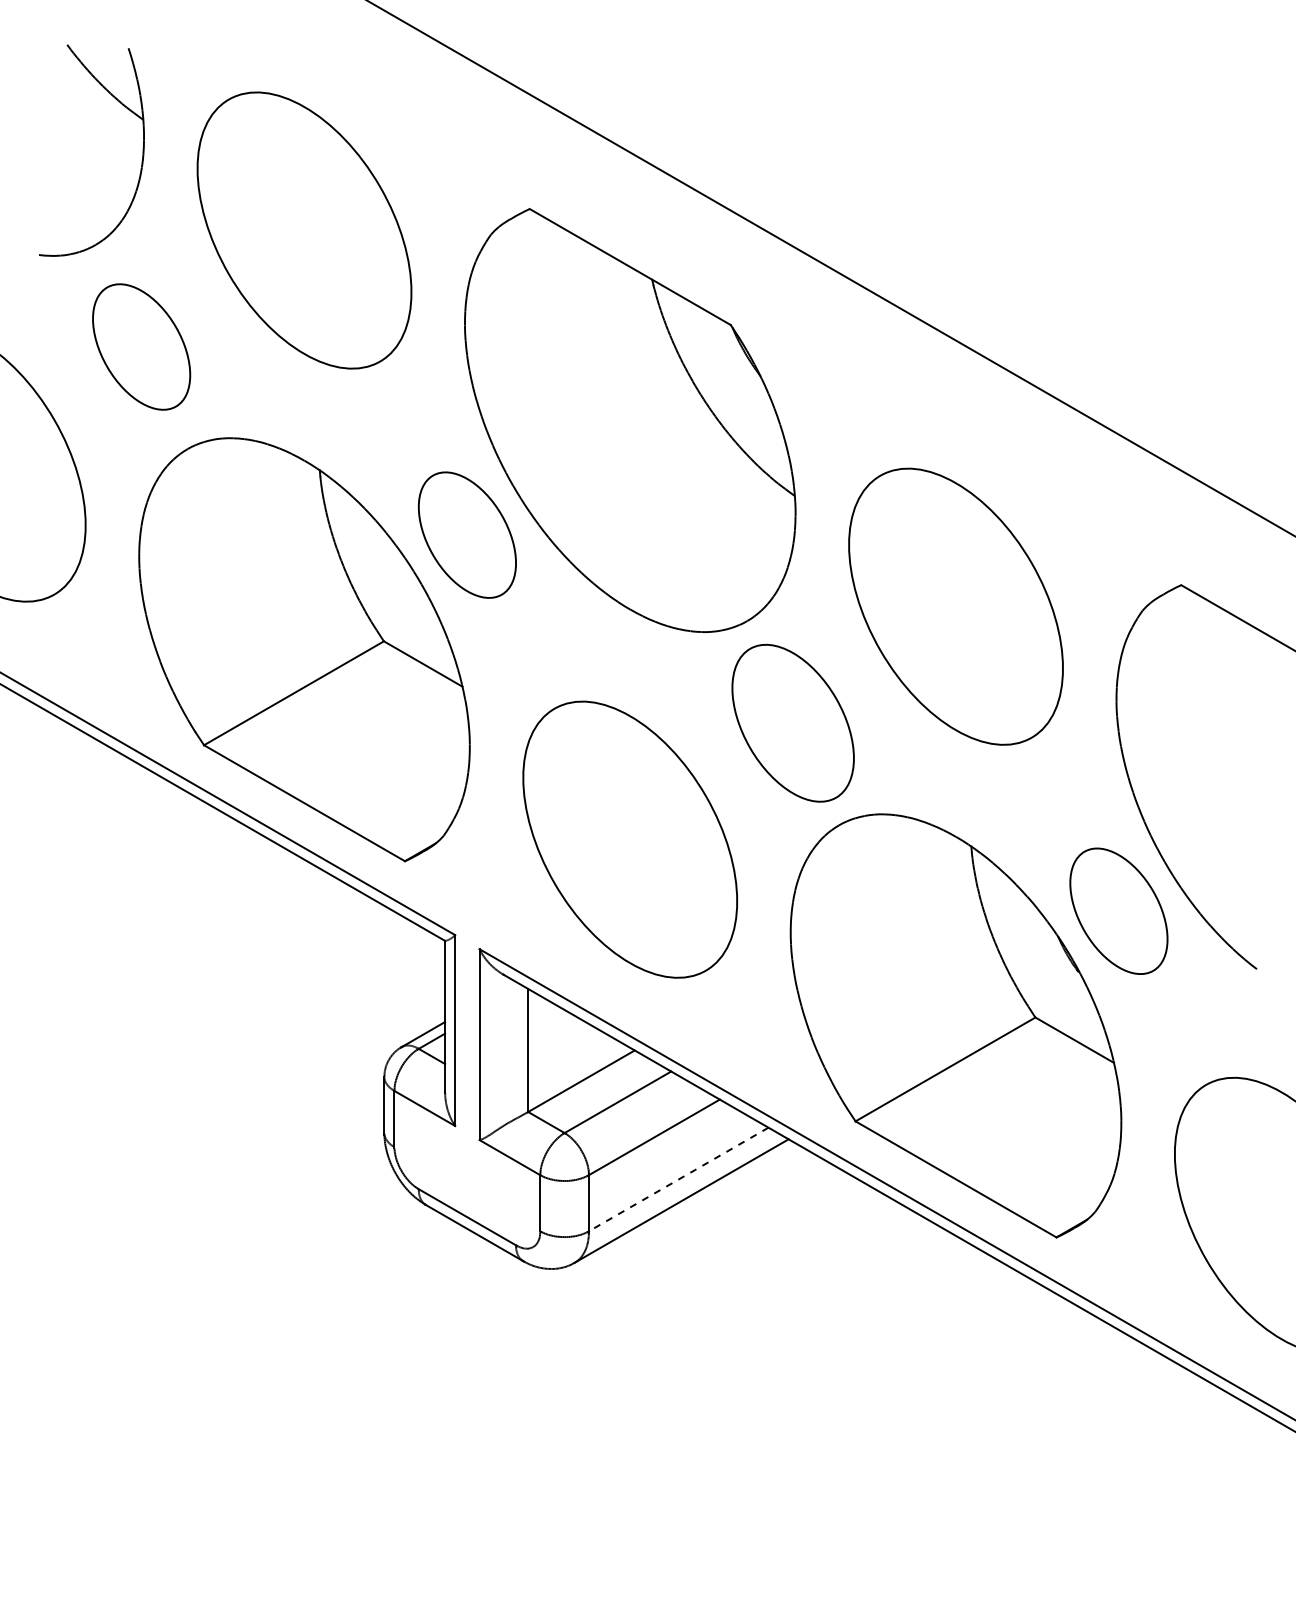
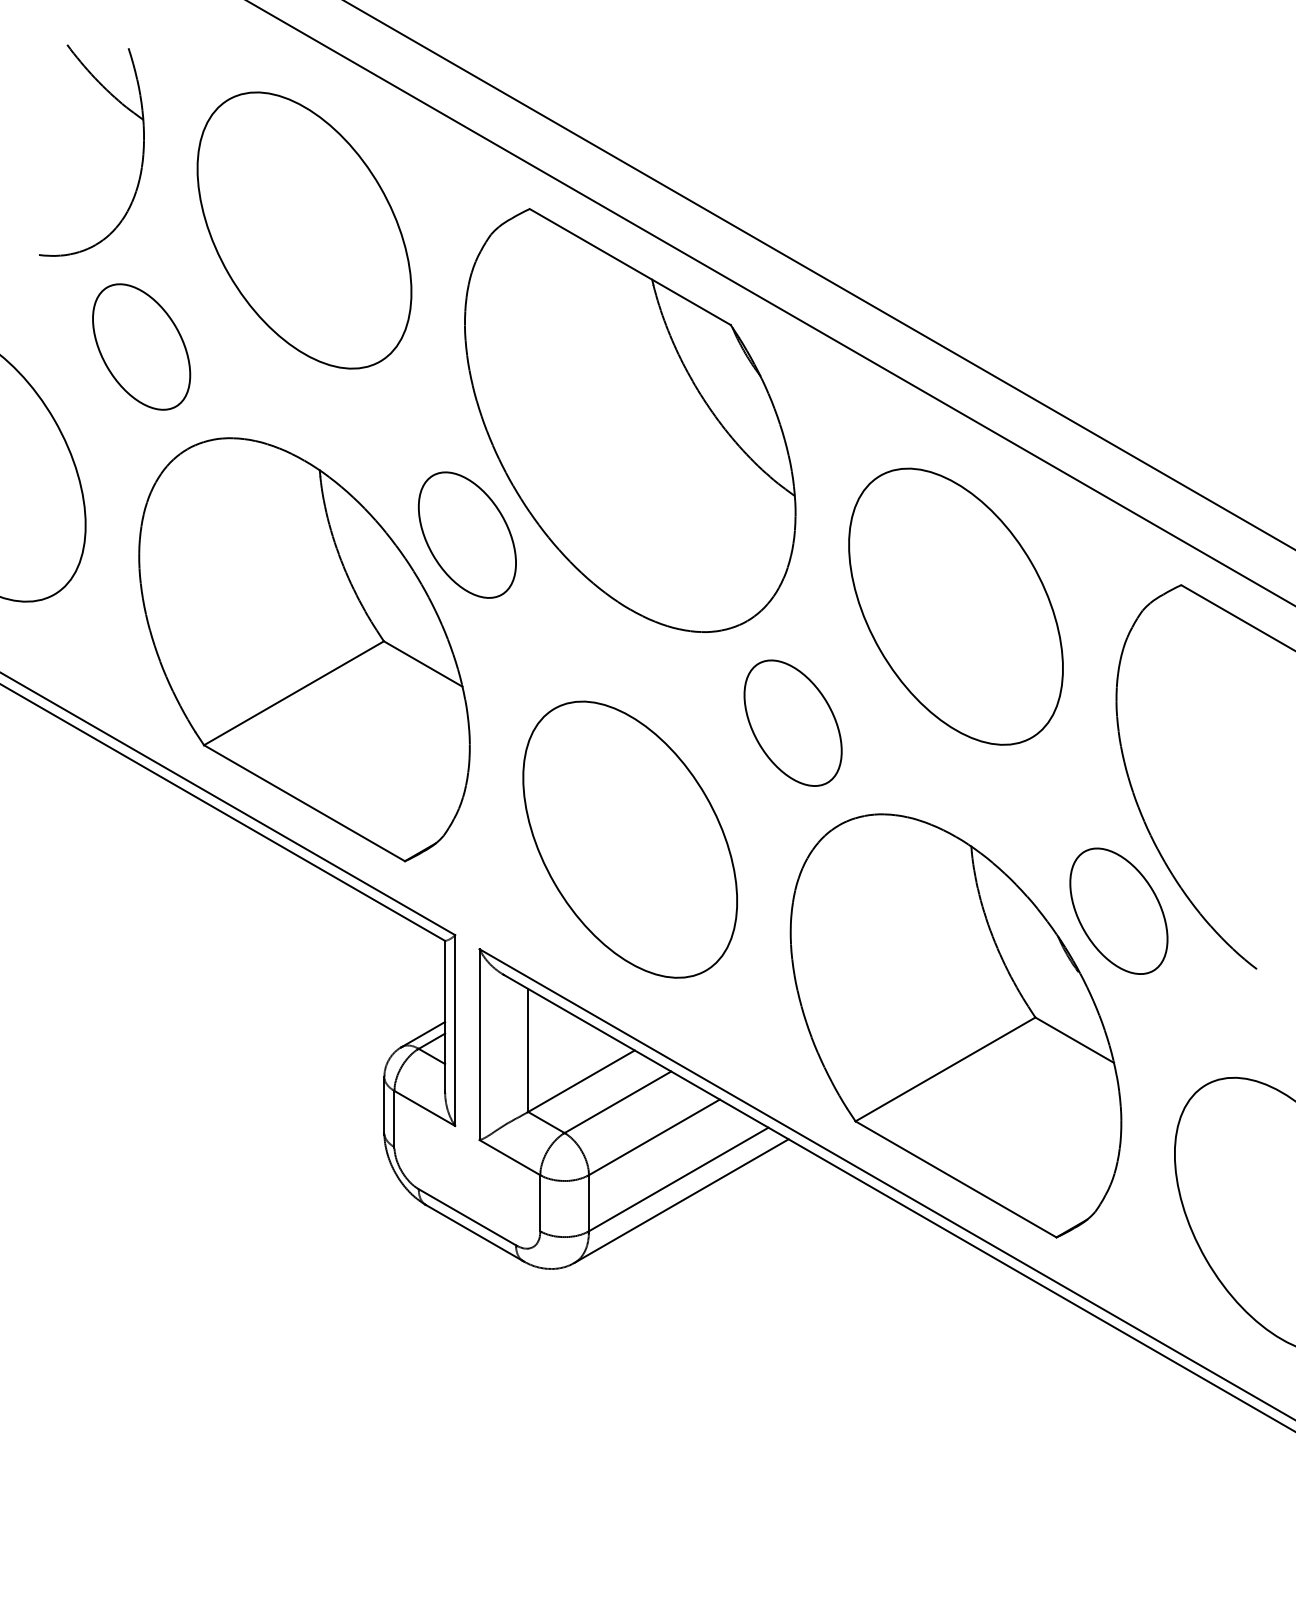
line position: (831, 268) -> (819, 275) (819, 275)
line: none -> present (770, 303)
part size: 124x160 px -> 100x128 px (792, 722)
line: dashed -> solid (678, 1179)
